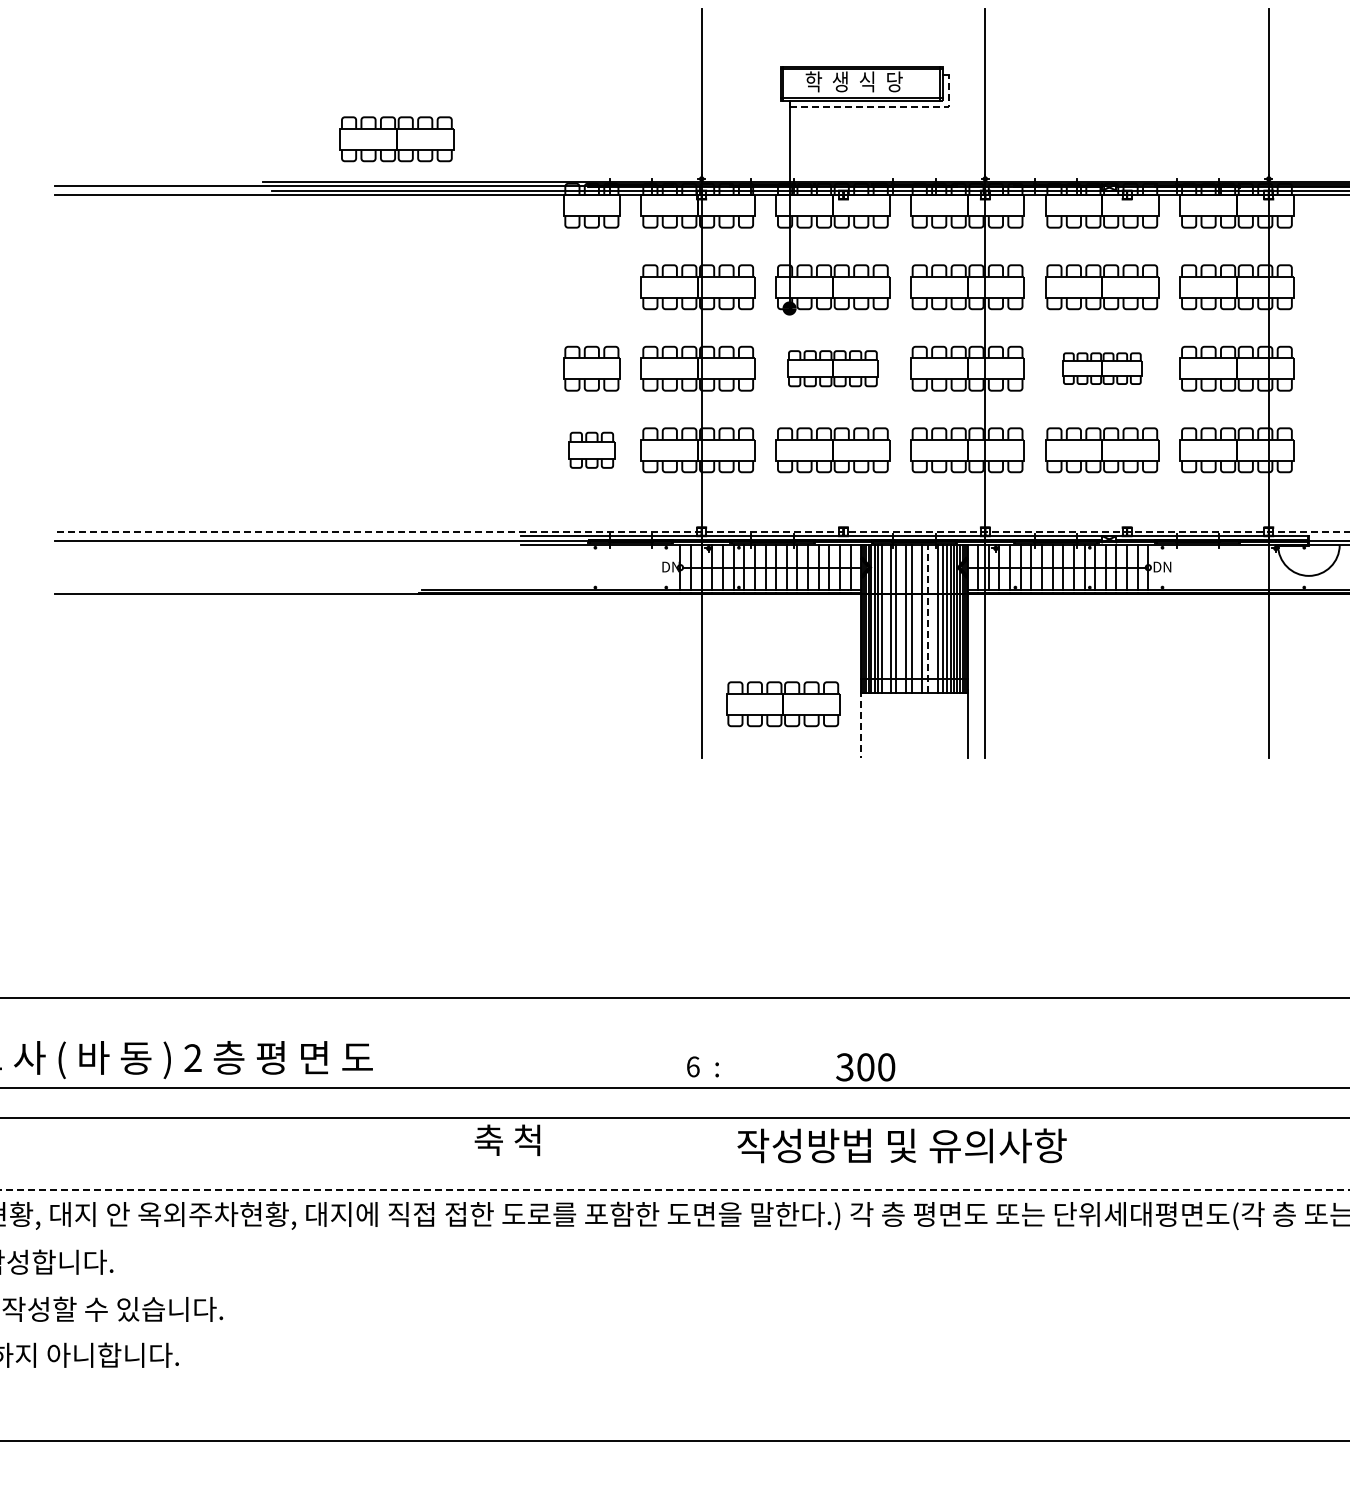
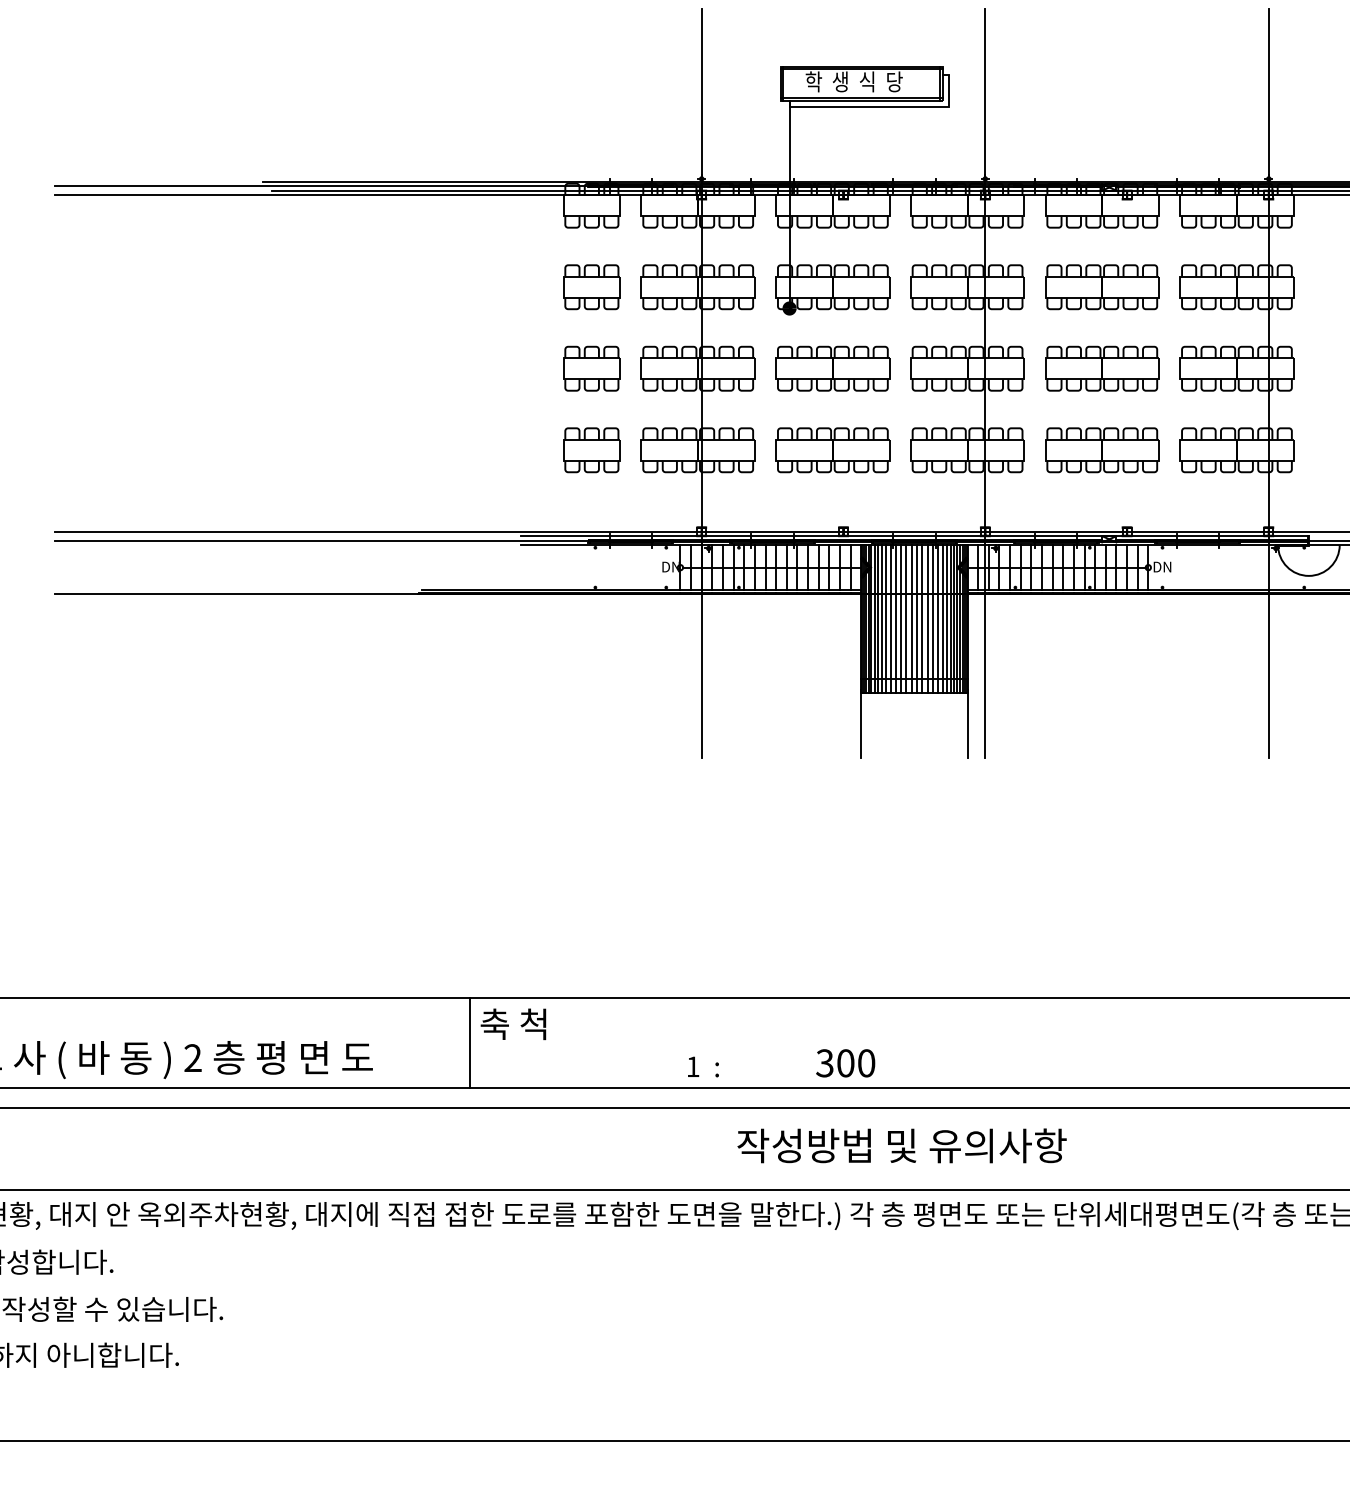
line: dashed -> solid (886, 106)
part: present -> none (396, 139)
part: none -> present (591, 287)
part size: 92x38 px -> 116x47 px (832, 368)
part size: 81x33 px -> 115x47 px (1102, 368)
part size: 48x38 px -> 58x47 px (591, 450)
line: dashed -> solid (701, 531)
line: none -> present (886, 619)
line: none -> present (901, 619)
line: none -> present (917, 619)
line: dashed -> solid (927, 619)
line: none -> present (933, 619)
part: present -> none (783, 704)
line: dashed -> solid (861, 724)
line: none -> present (470, 1042)
text: 6 -> 1 (693, 1066)
text position: (865, 1067) -> (845, 1063) (845, 1063)
line position: (674, 1117) -> (674, 1107) (674, 1107)
text position: (507, 1140) -> (513, 1024) (513, 1024)
line: dashed -> solid (674, 1190)
